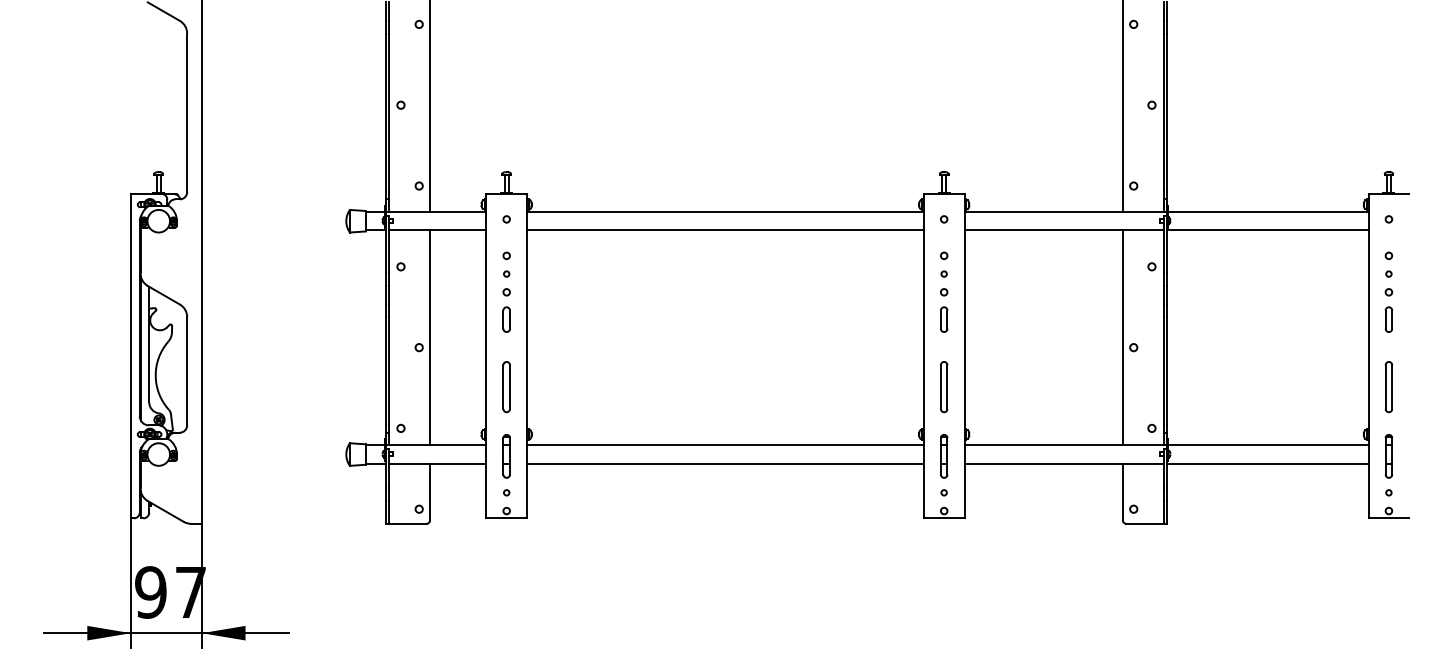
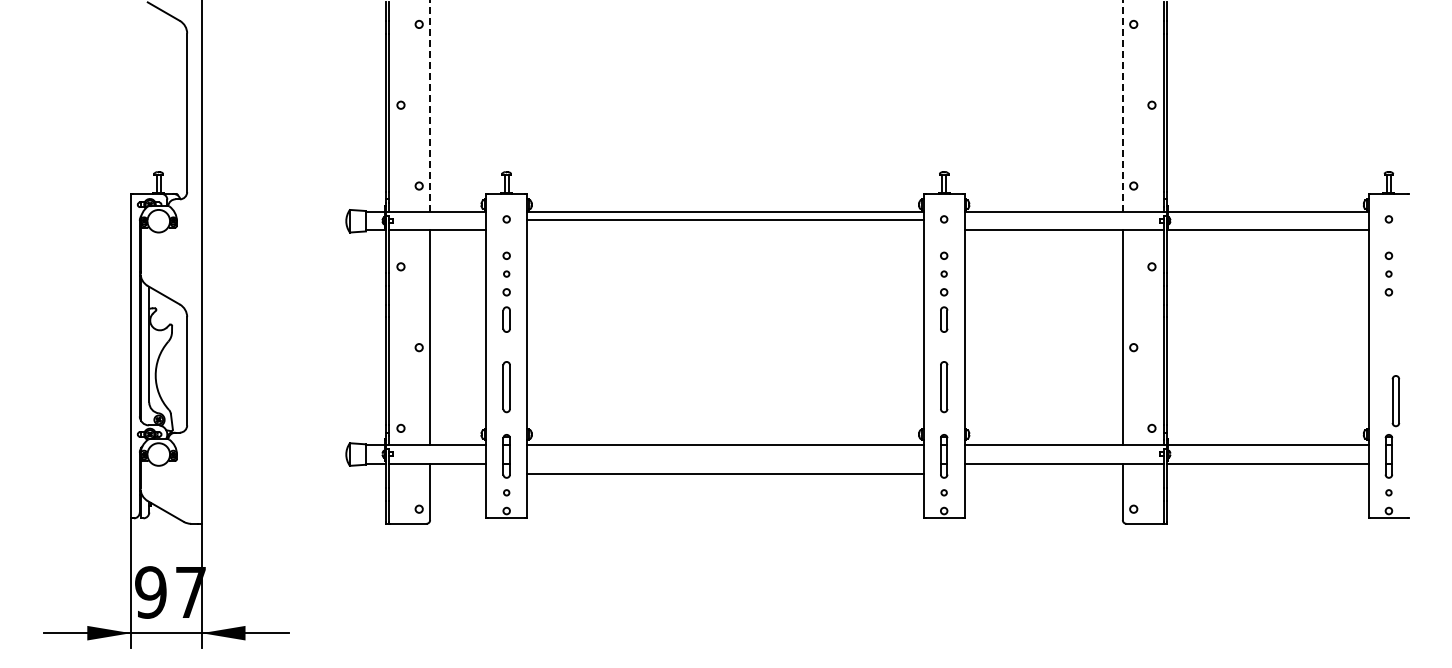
line: solid -> dashed (430, 106)
line: solid -> dashed (1122, 106)
line position: (725, 230) -> (725, 220) (725, 220)
part: present -> none (1388, 319)
part position: (1388, 387) -> (1395, 401) (1395, 401)
line position: (725, 463) -> (725, 473) (725, 473)
